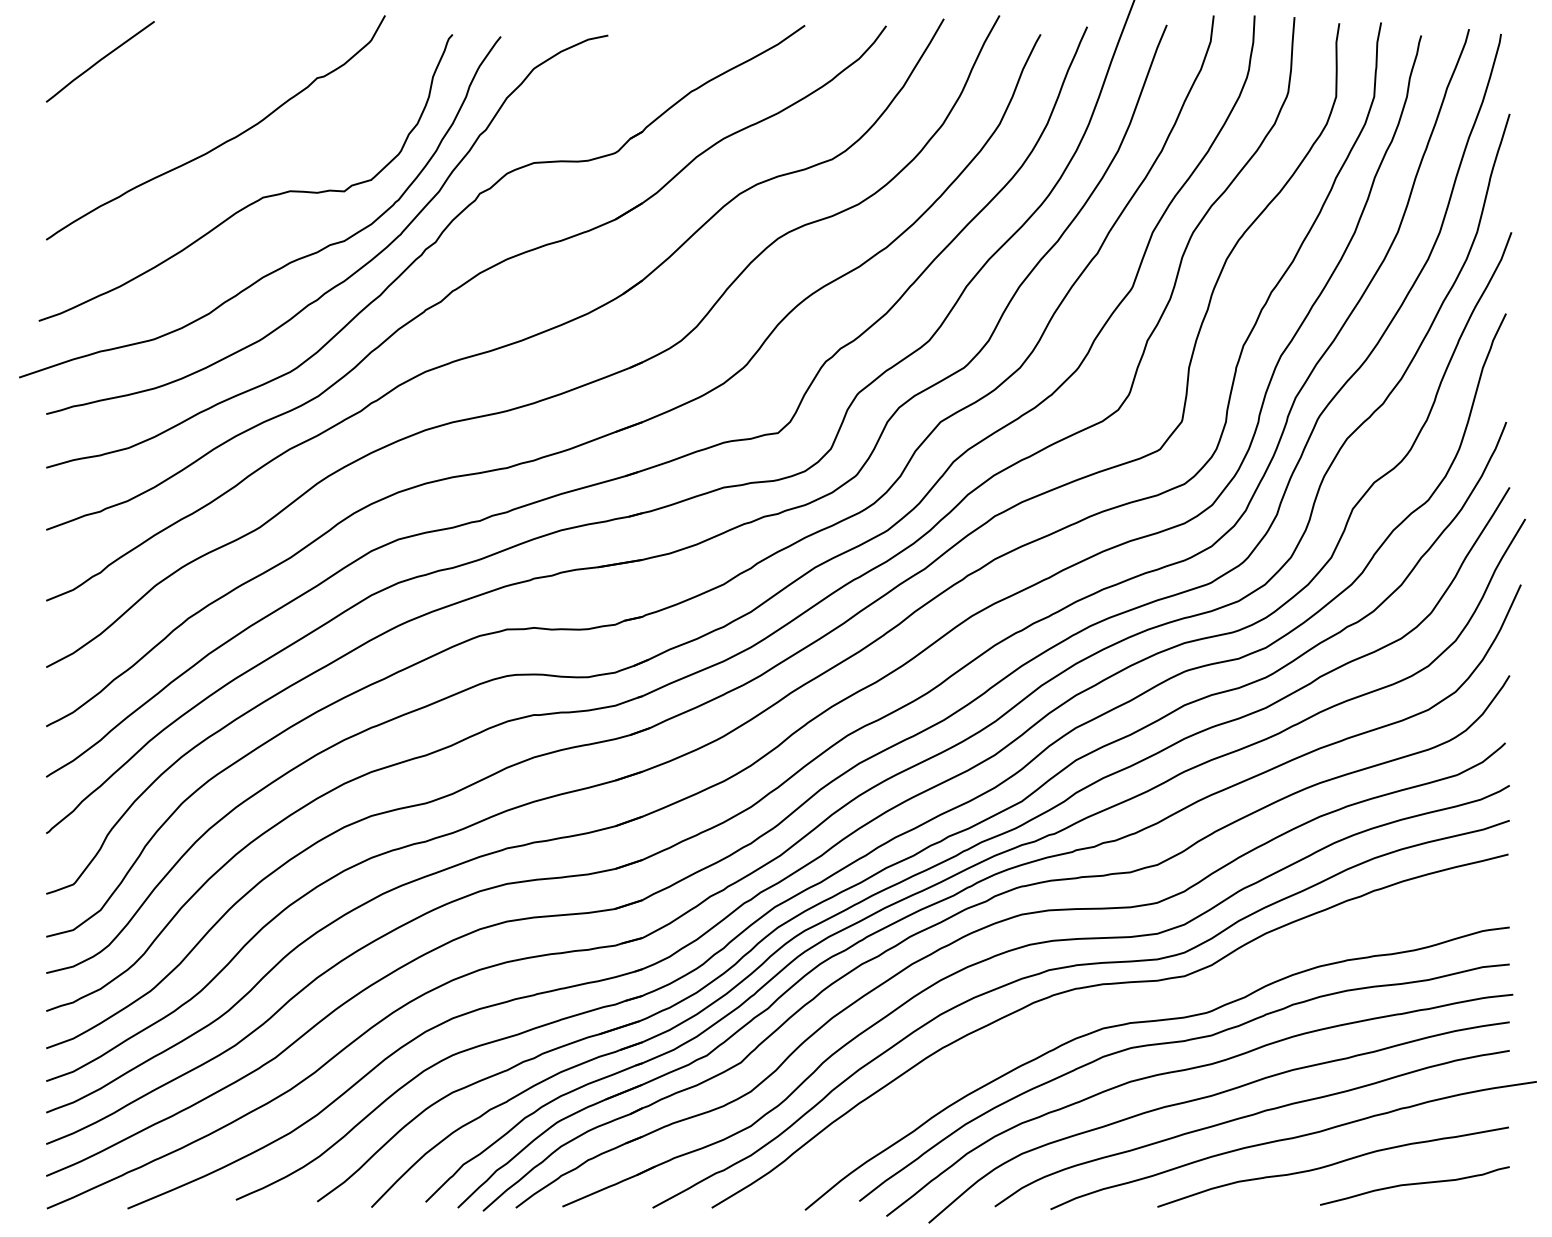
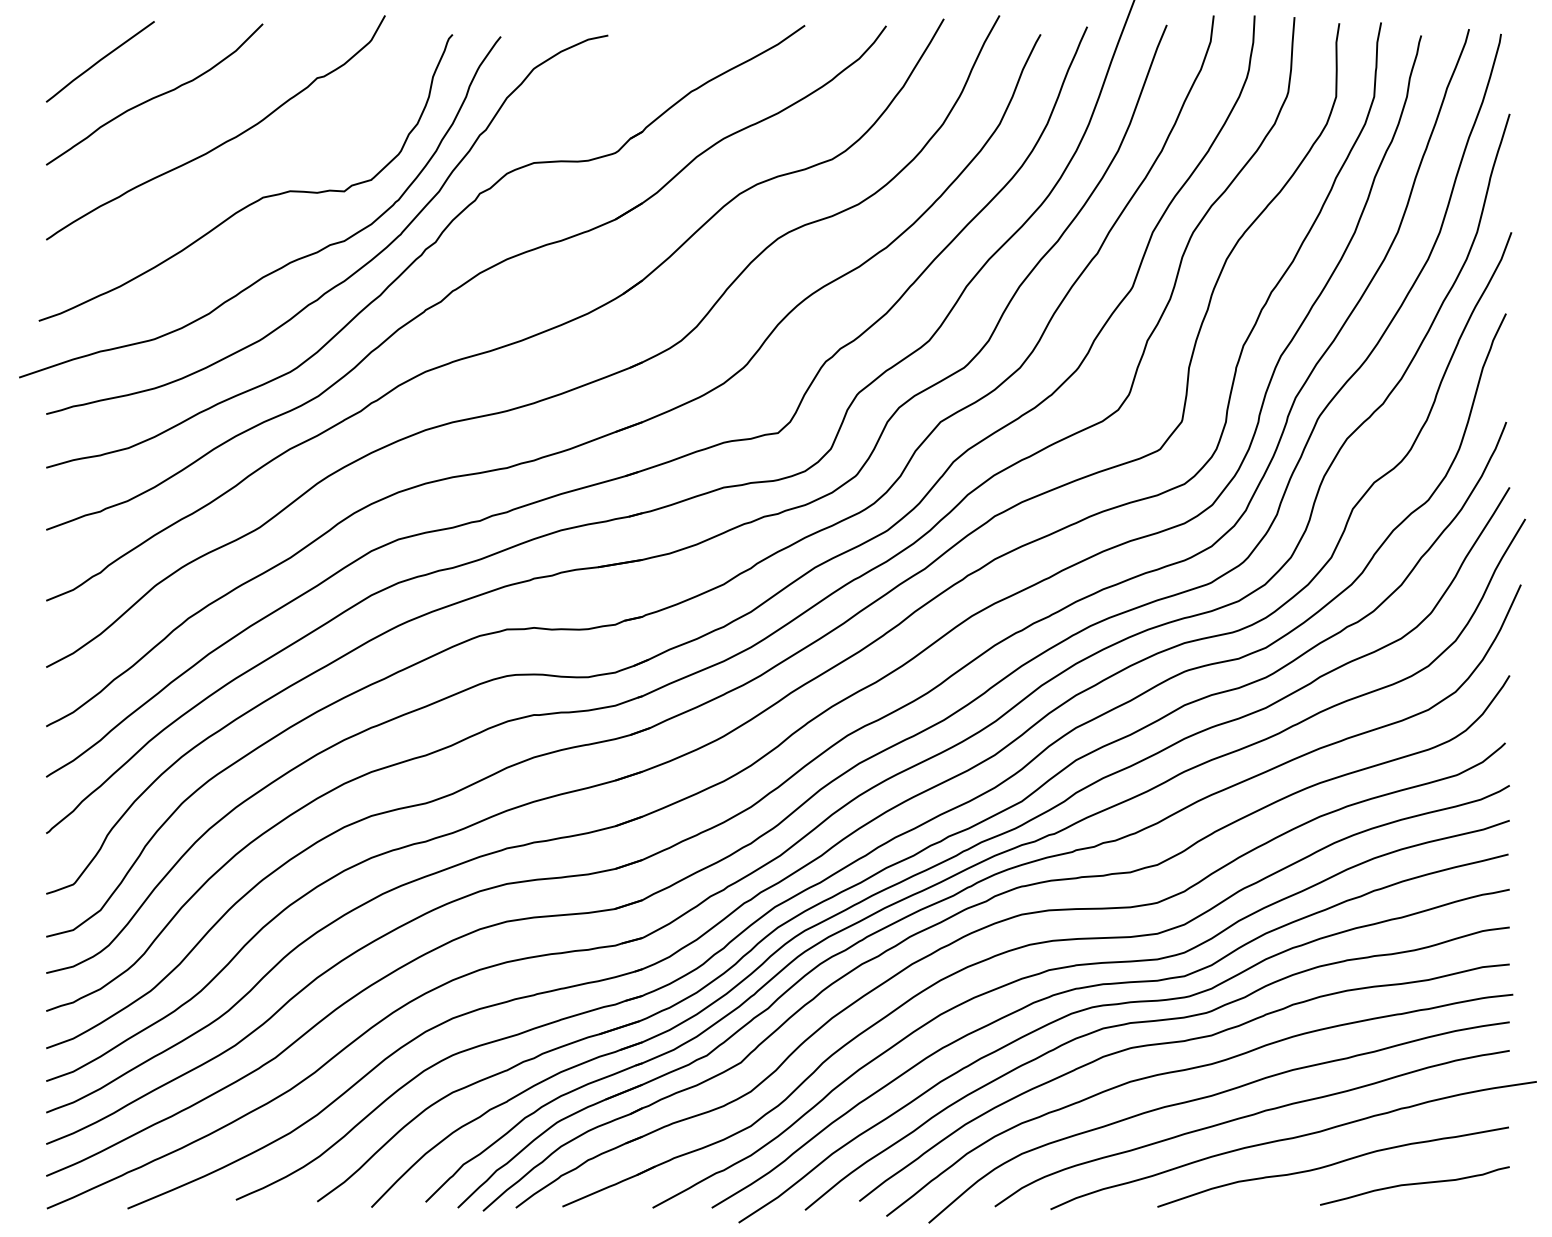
curve: none -> present (154, 96)
curve: none -> present (1116, 1005)
